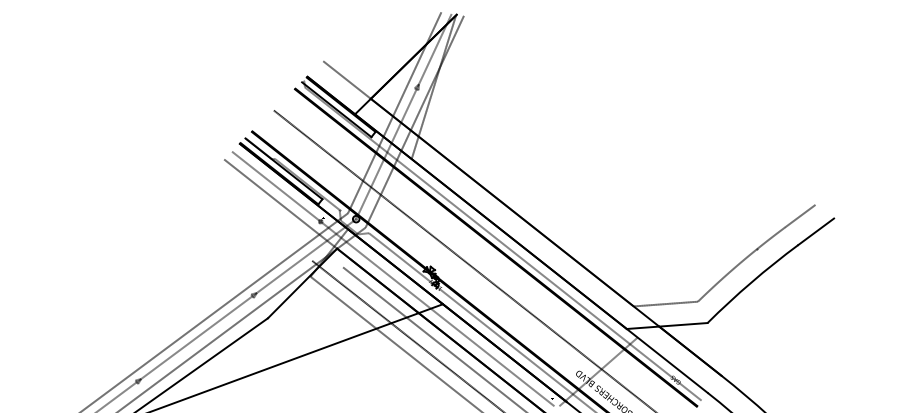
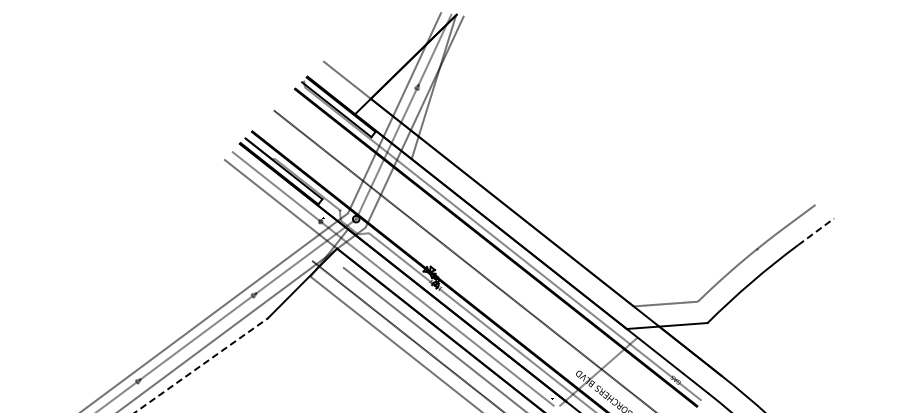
line: solid -> dashed (816, 231)
line: present -> none (299, 356)
line: solid -> dashed (201, 365)
